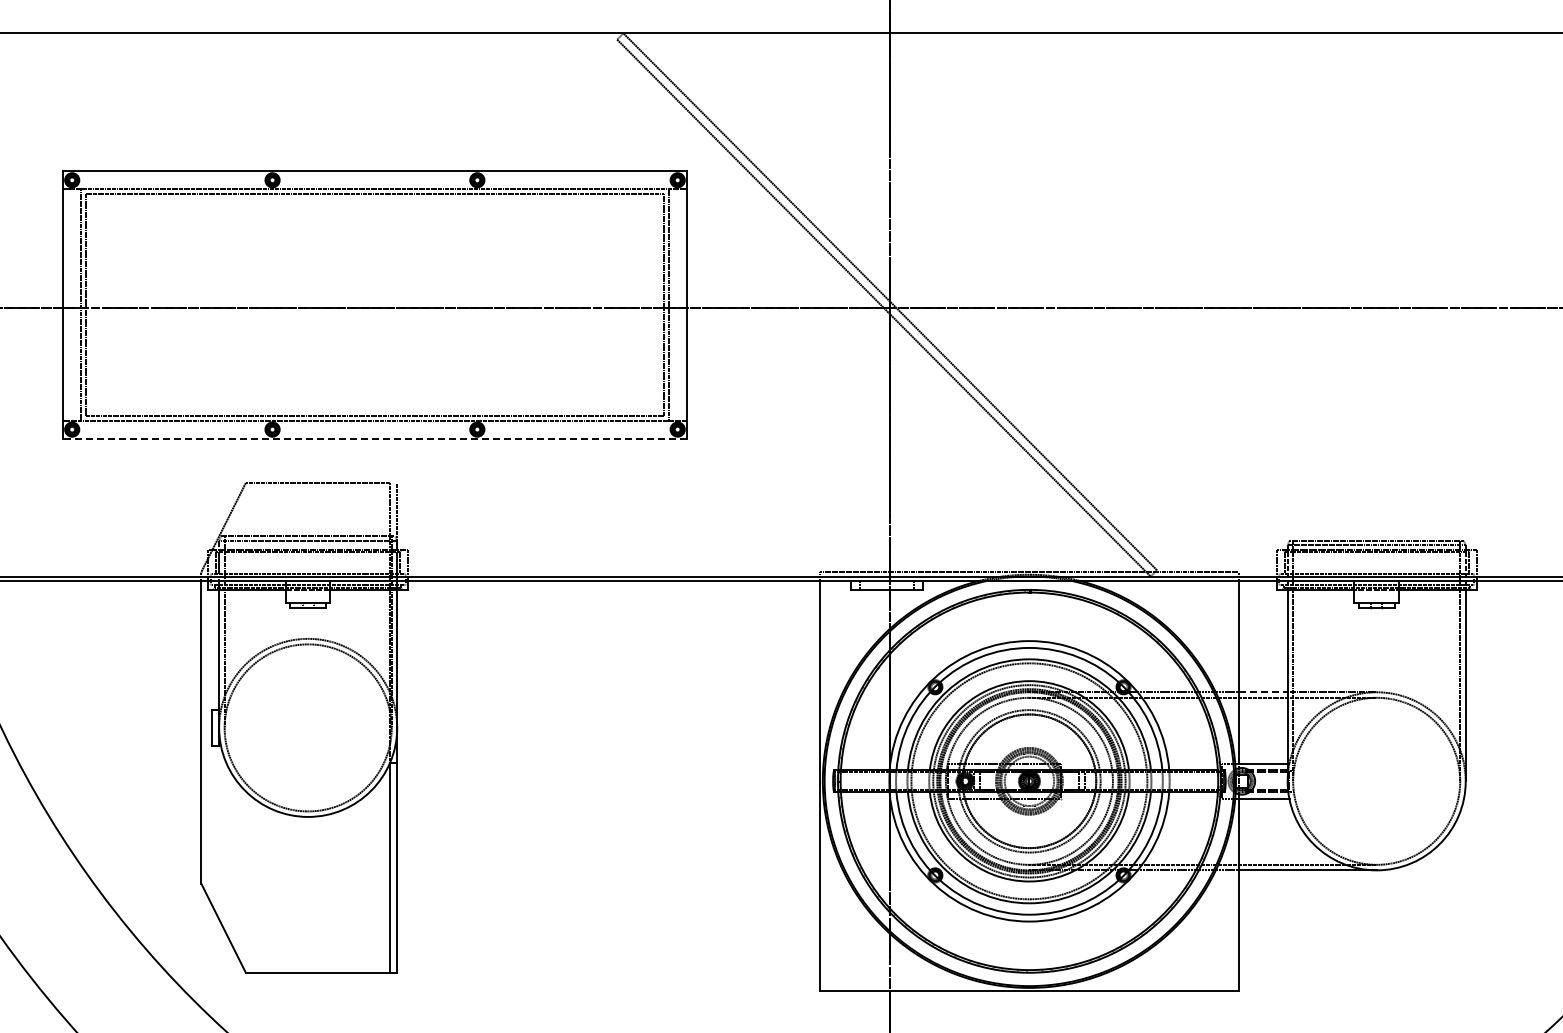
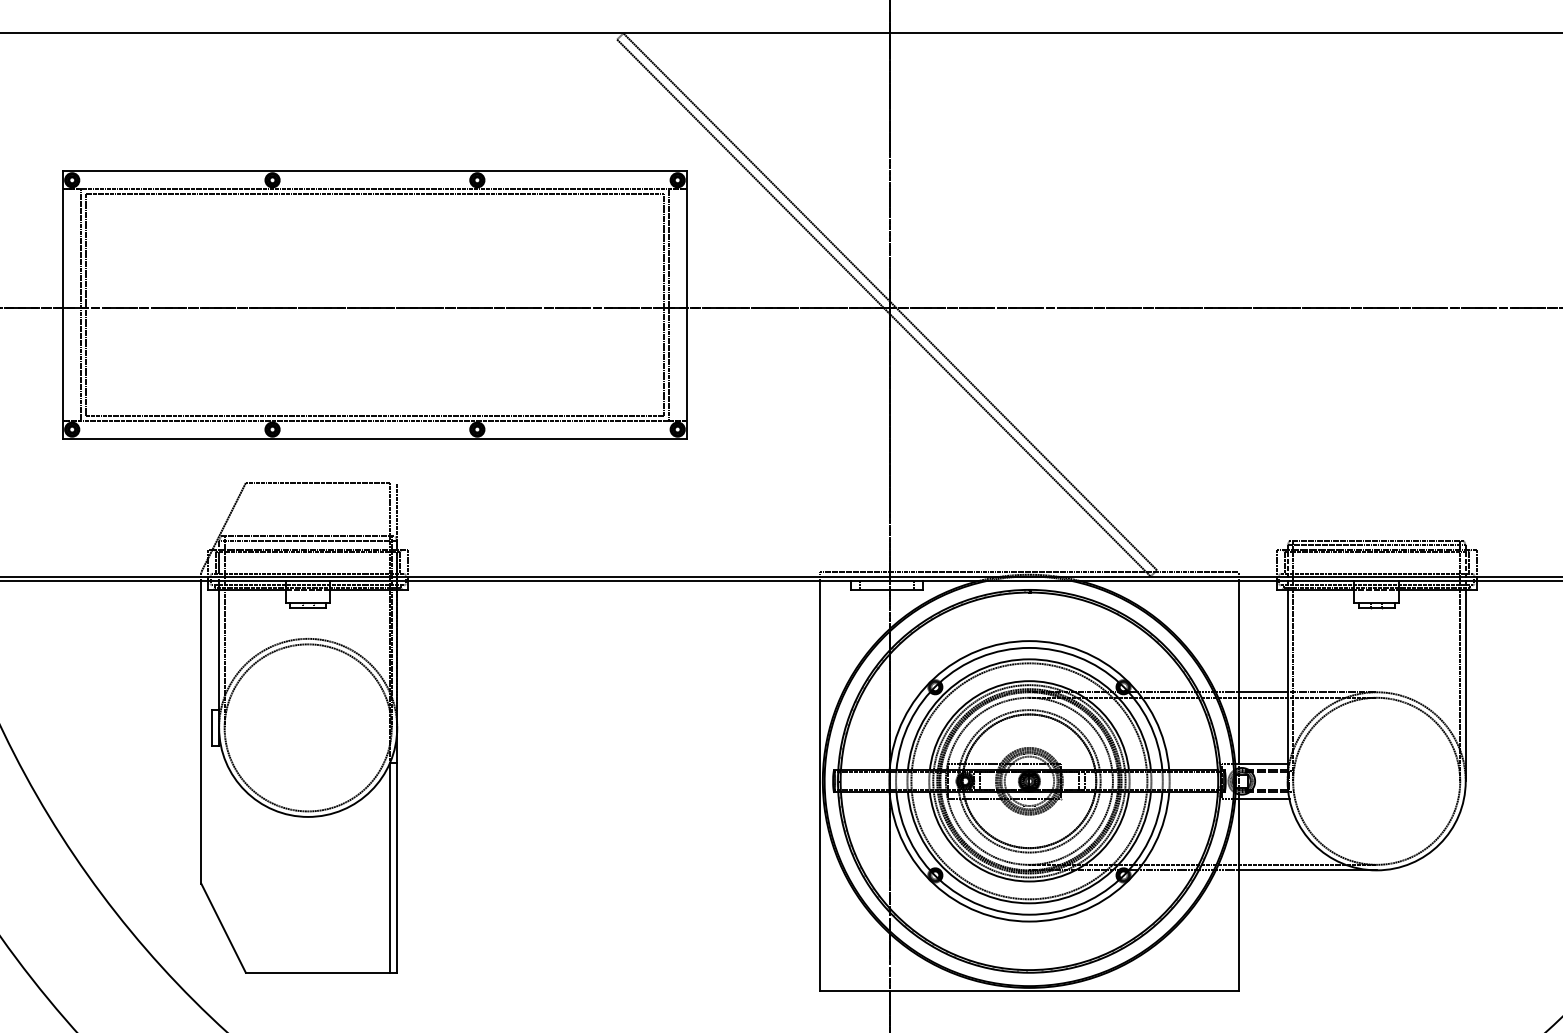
line: dashed -> solid (374, 438)
line: dashed -> solid (1263, 692)
